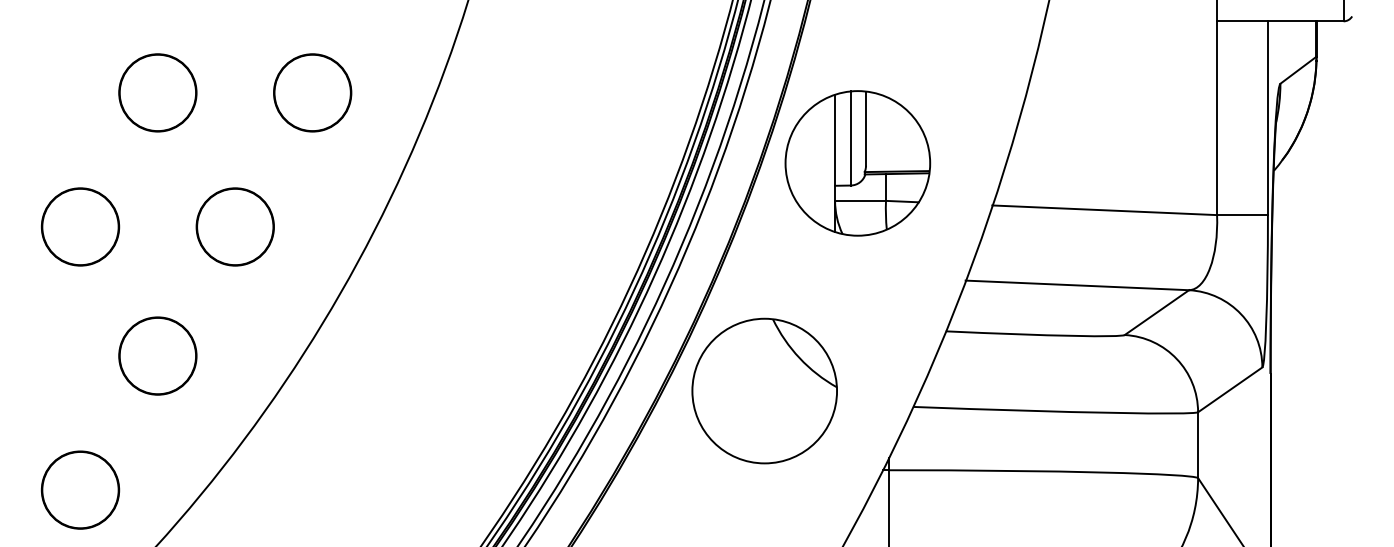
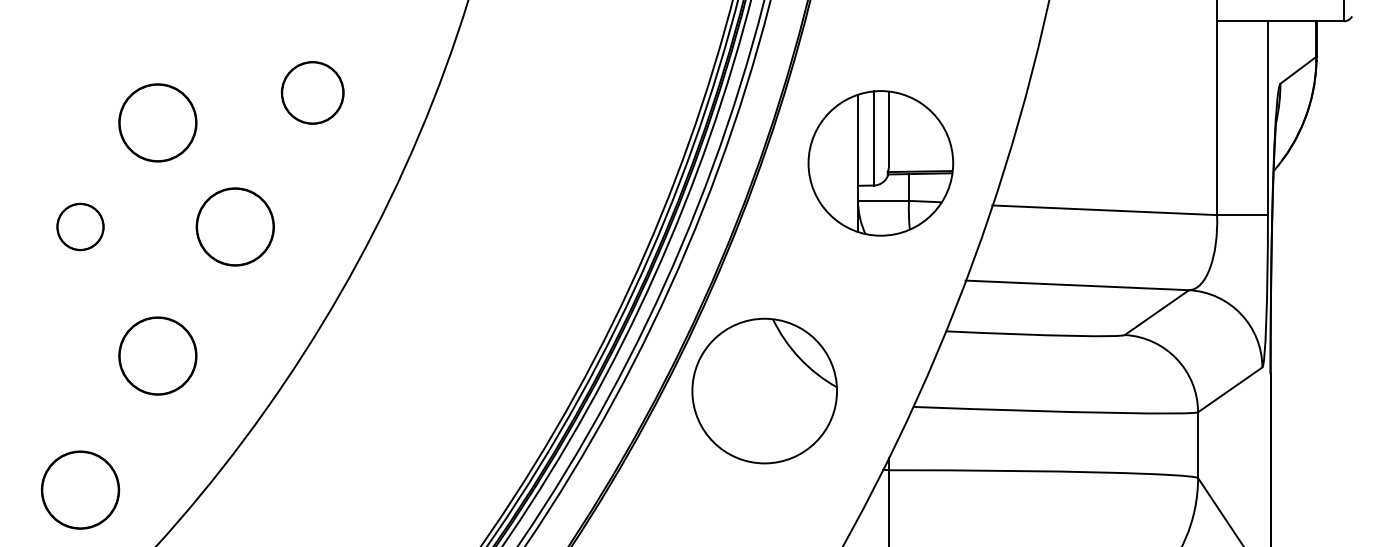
circle position: (157, 92) -> (157, 122) (157, 122)
circle size: 80x80 px -> 65x64 px (312, 92)
part position: (857, 163) -> (880, 163) (880, 163)
part size: 81x80 px -> 49x50 px (80, 226)
